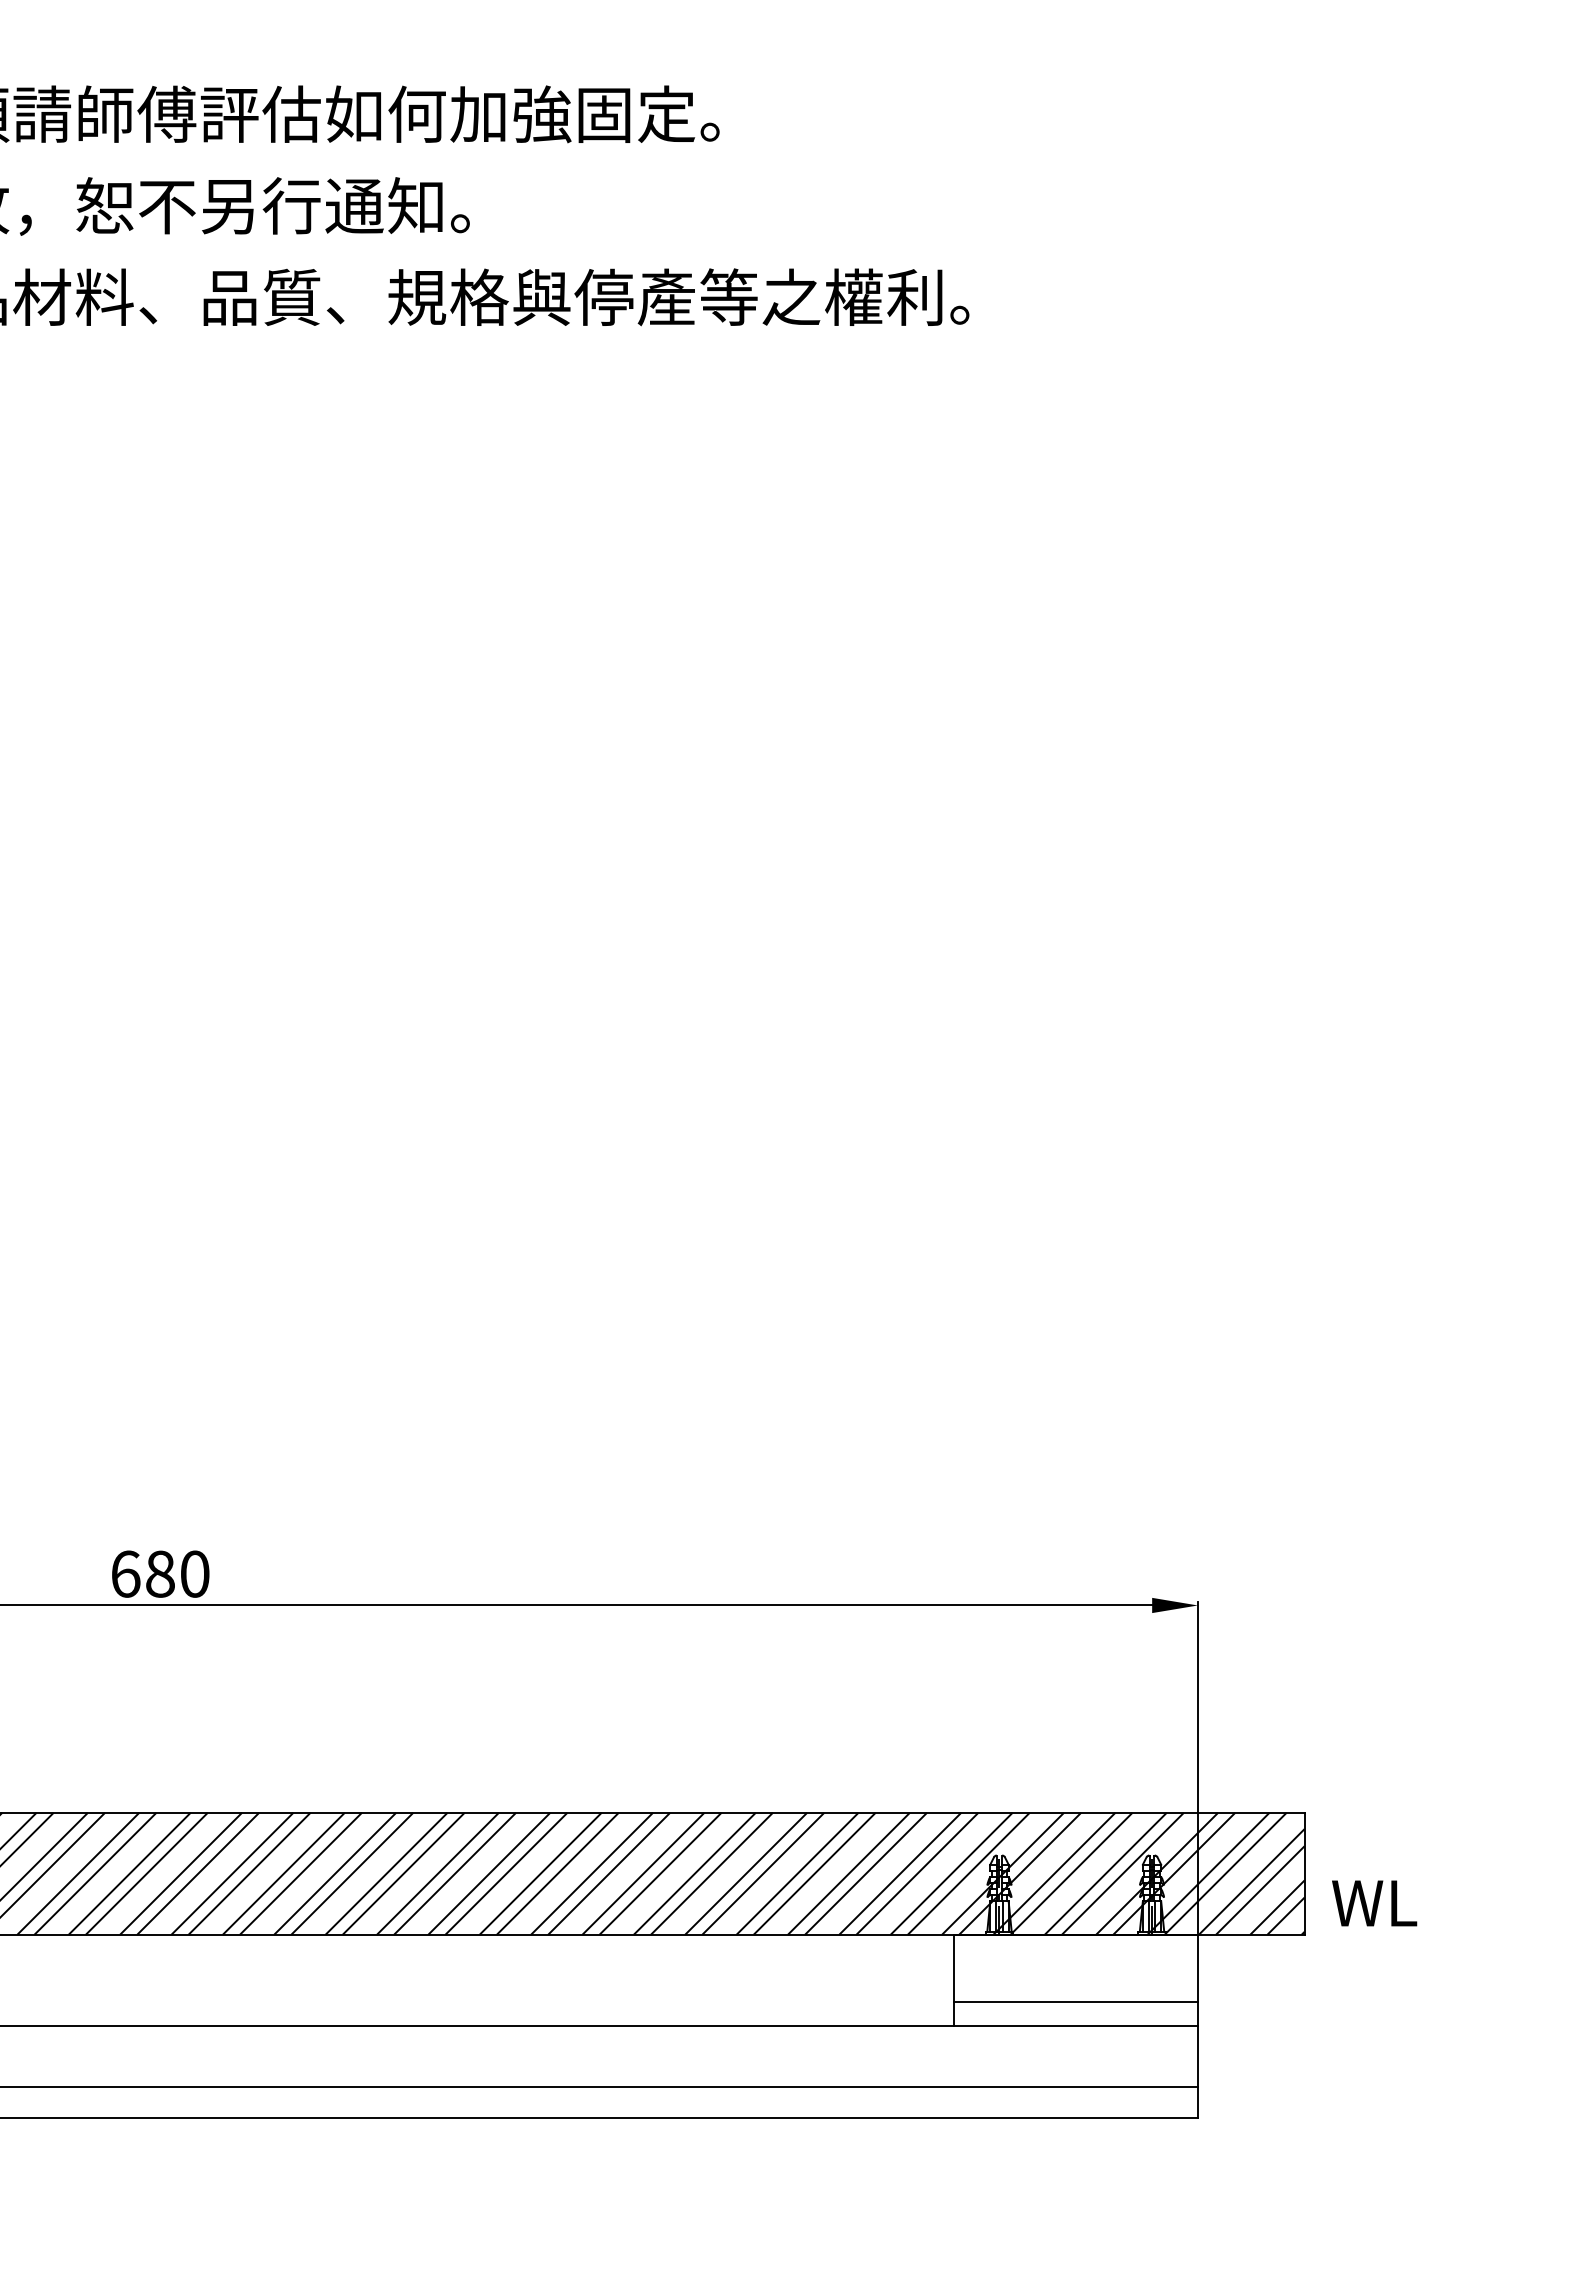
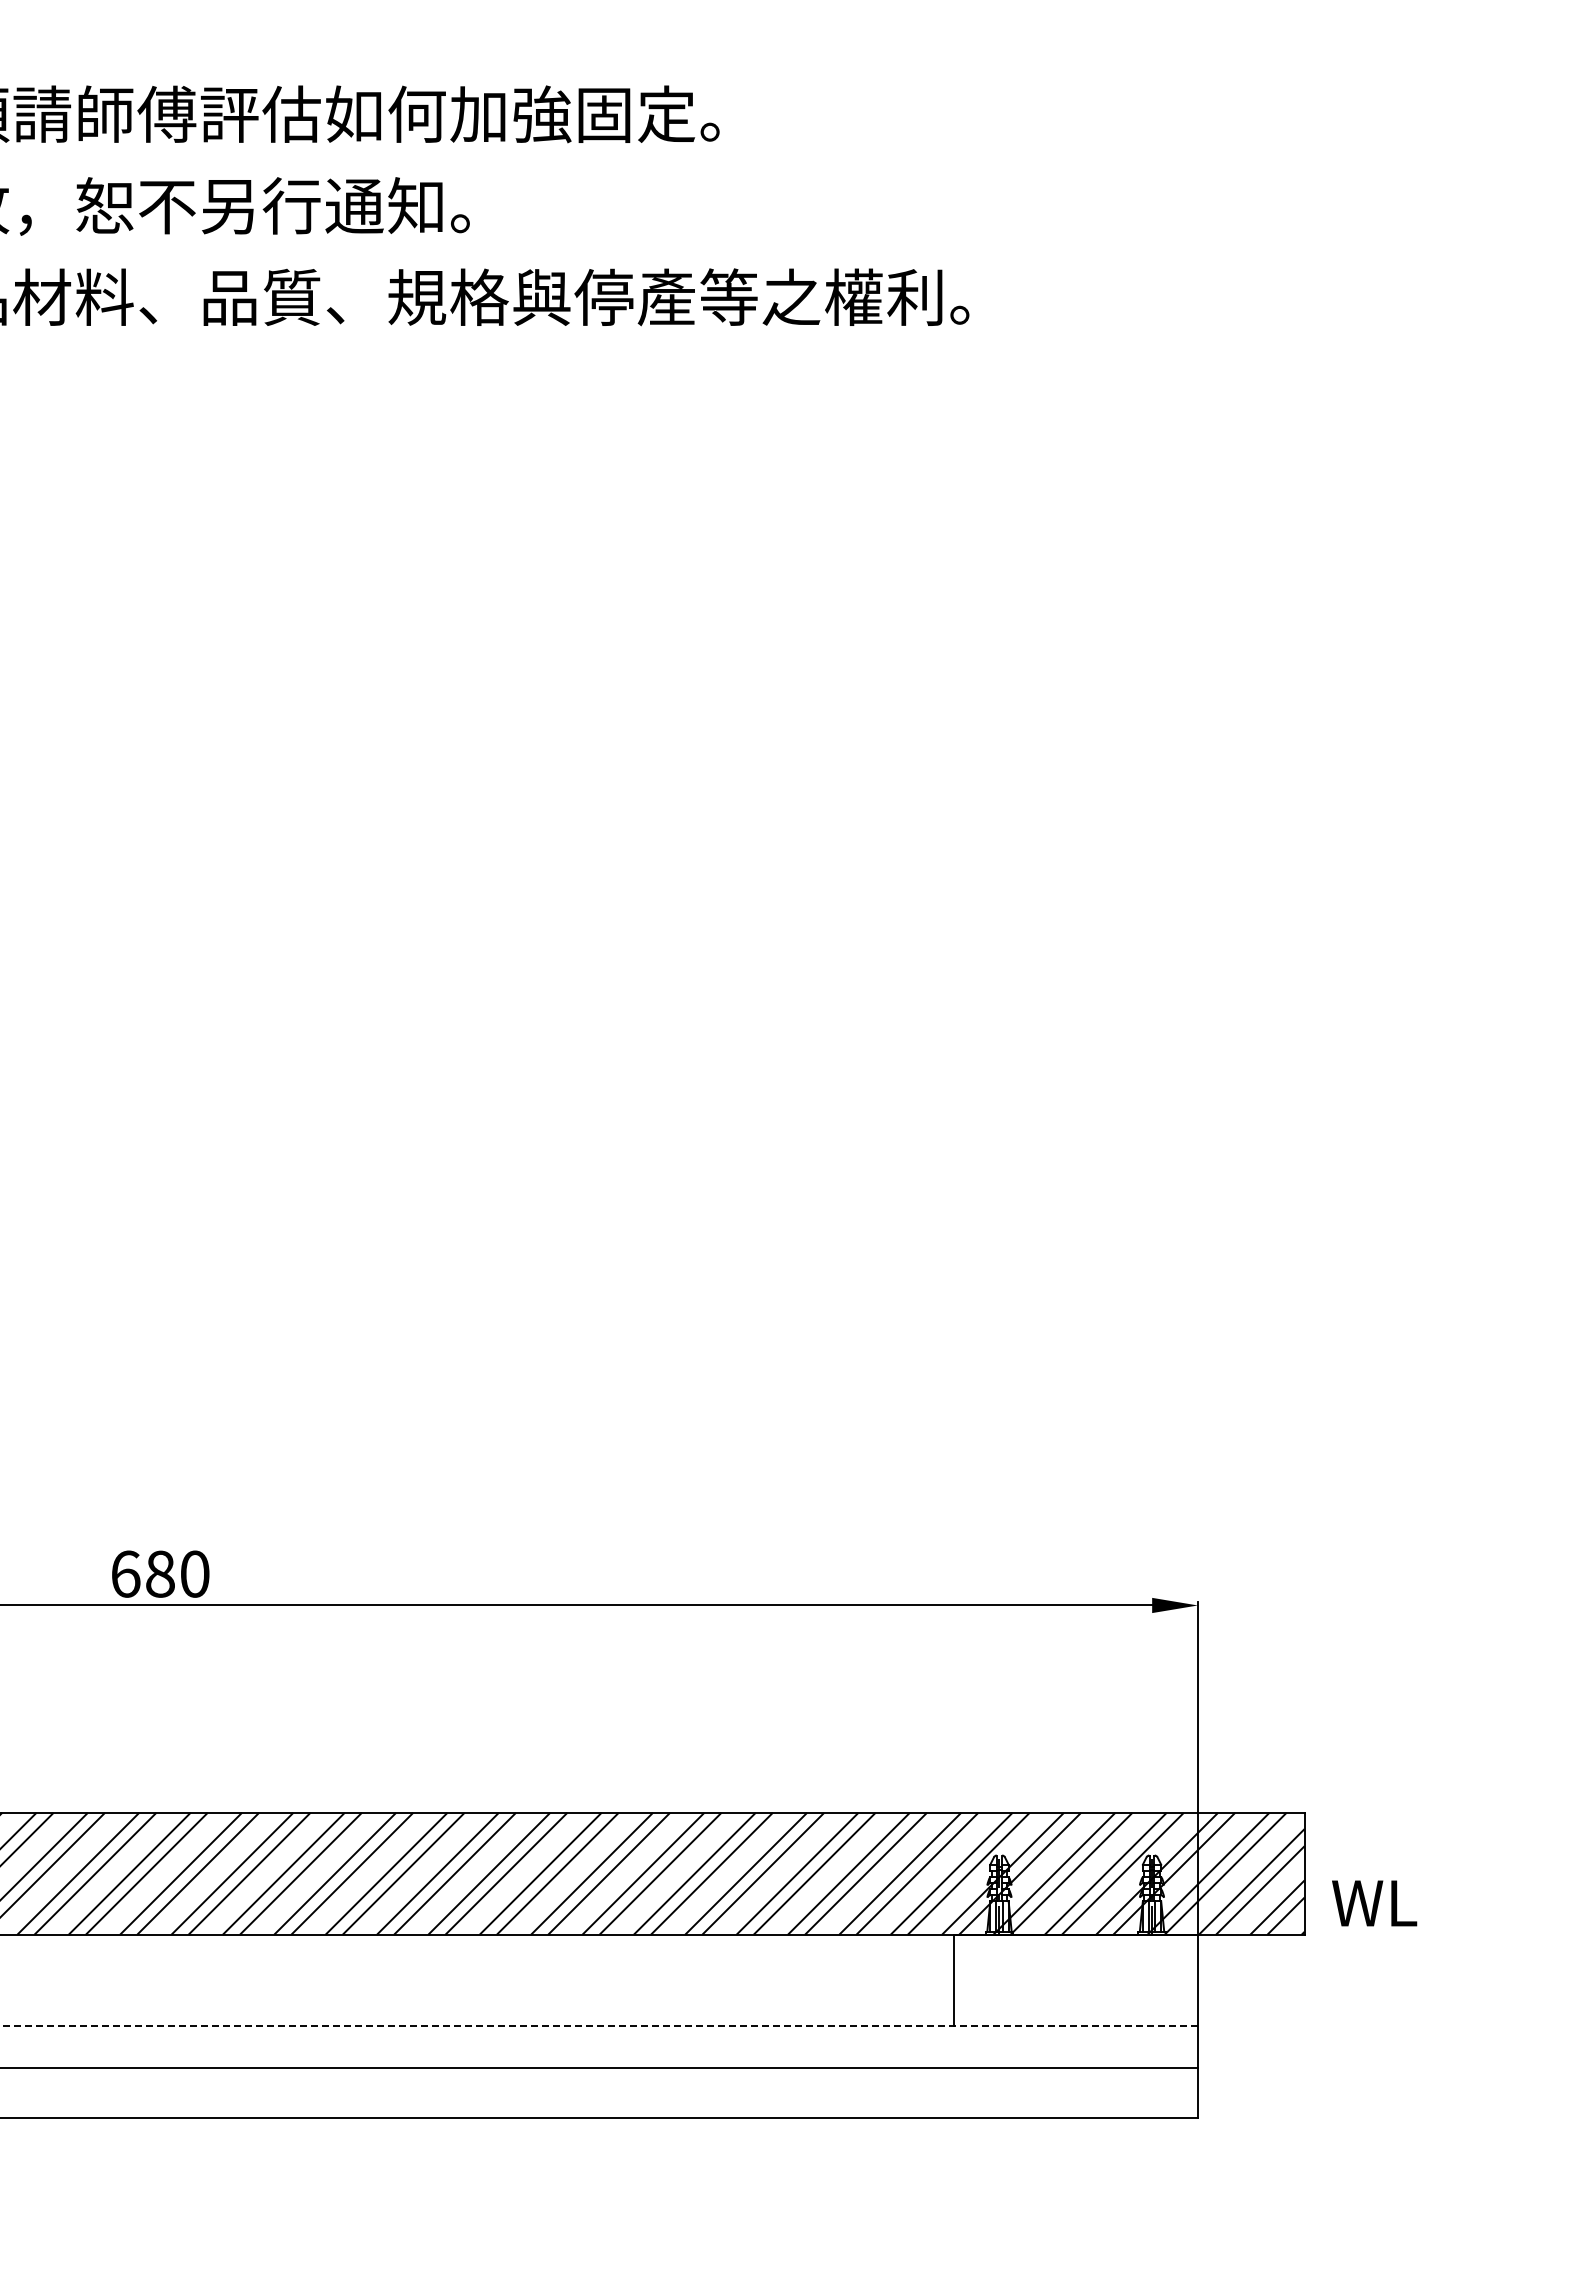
line: present -> none (1075, 2001)
line: solid -> dashed (598, 2026)
line position: (599, 2087) -> (599, 2068) (599, 2068)
